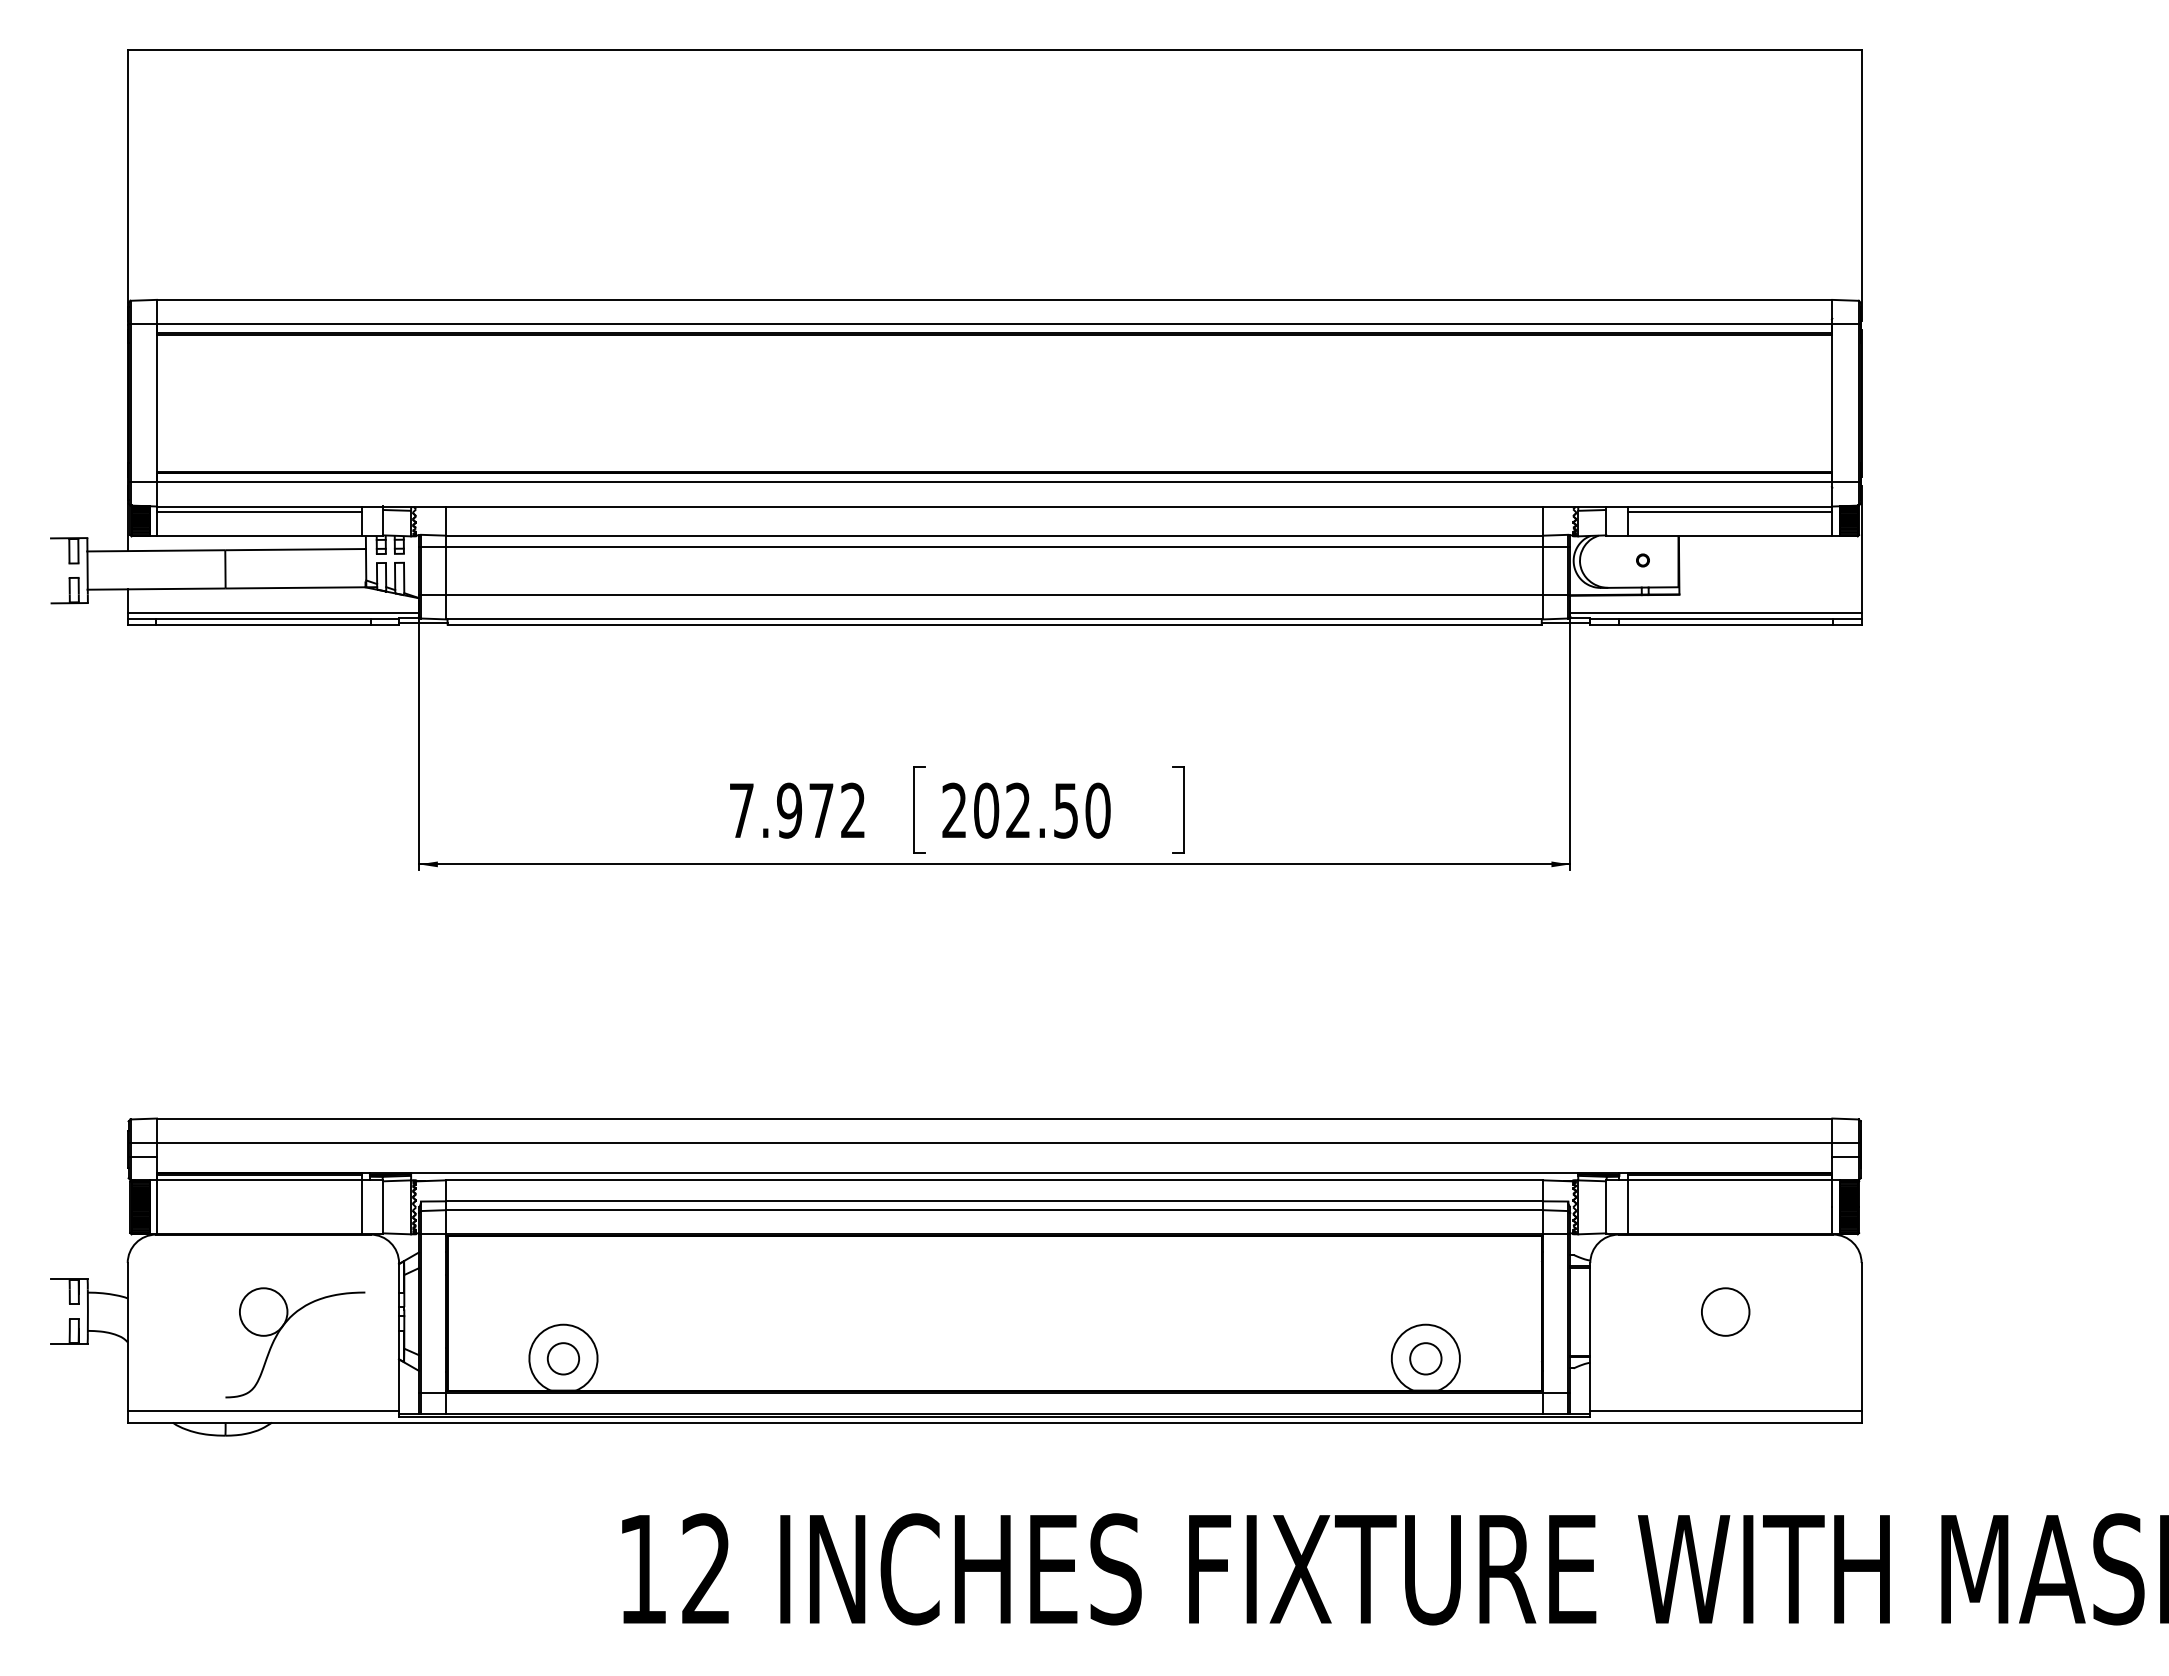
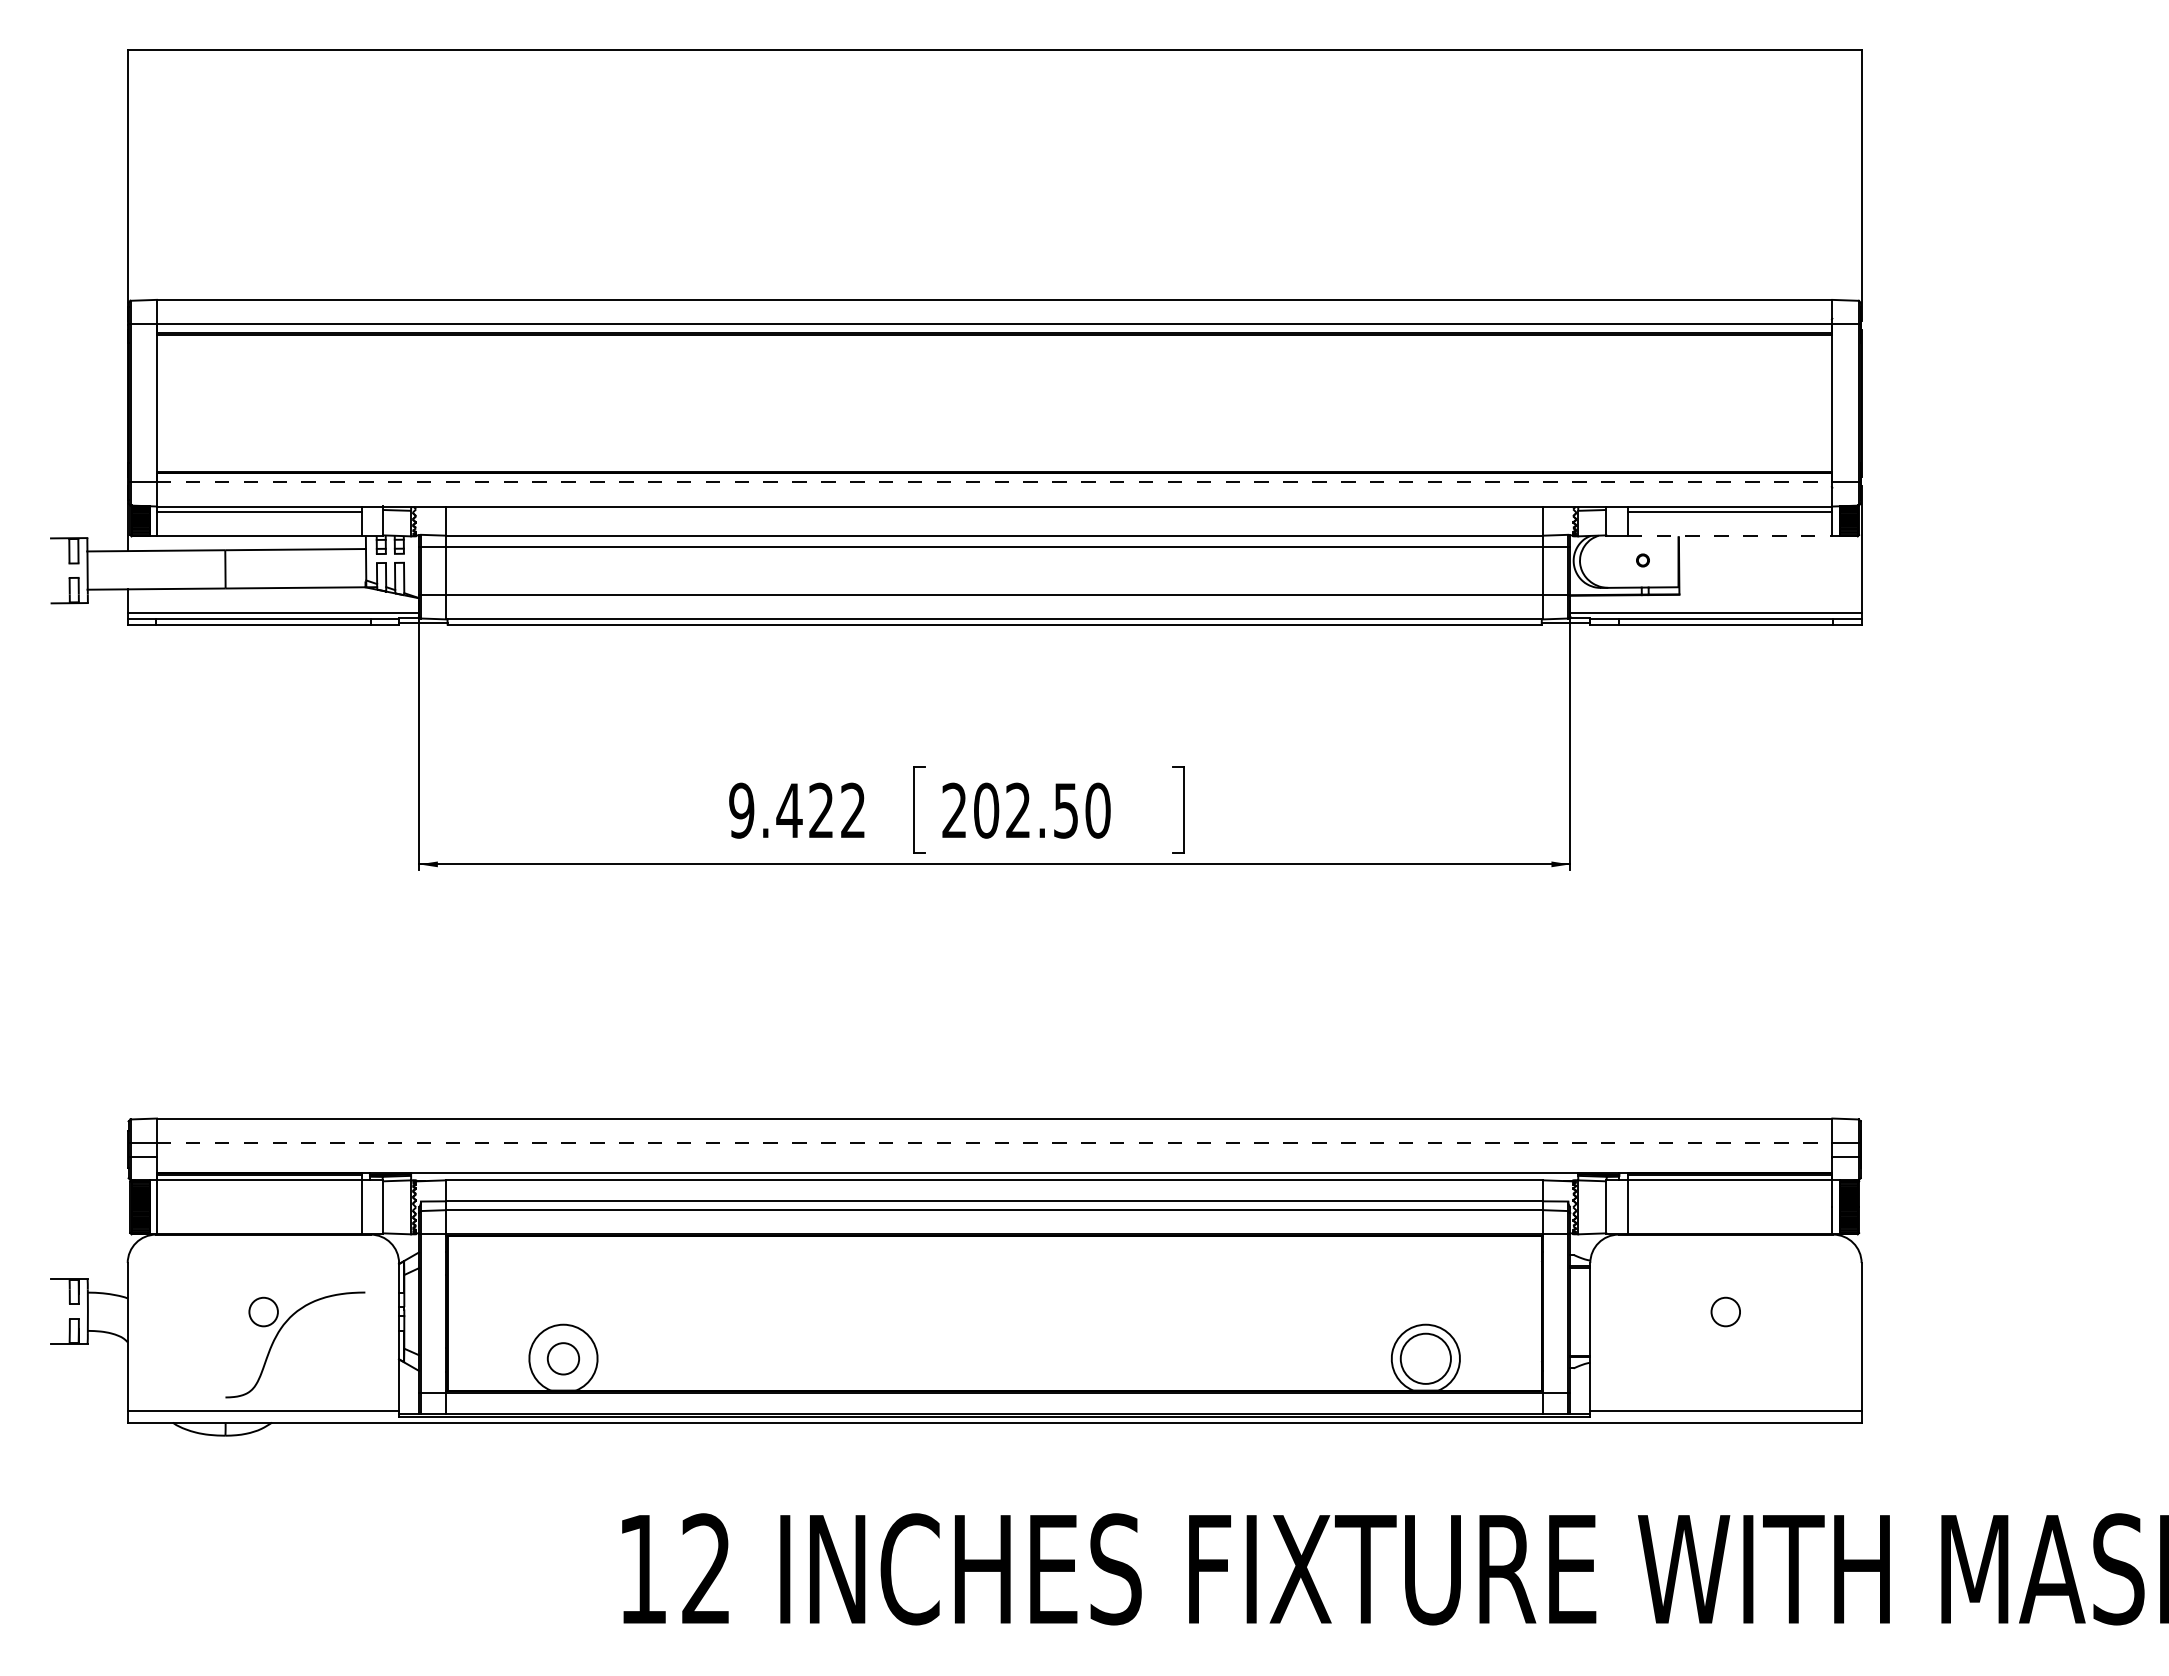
line: solid -> dashed (994, 482)
line: solid -> dashed (1730, 536)
text: 7.972 -> 9.422 (781, 810)
line: solid -> dashed (994, 1142)
circle diameter: 48 px -> 29 px (263, 1311)
circle size: 50x50 px -> 31x32 px (1725, 1311)
circle diameter: 31 px -> 50 px (1425, 1358)
